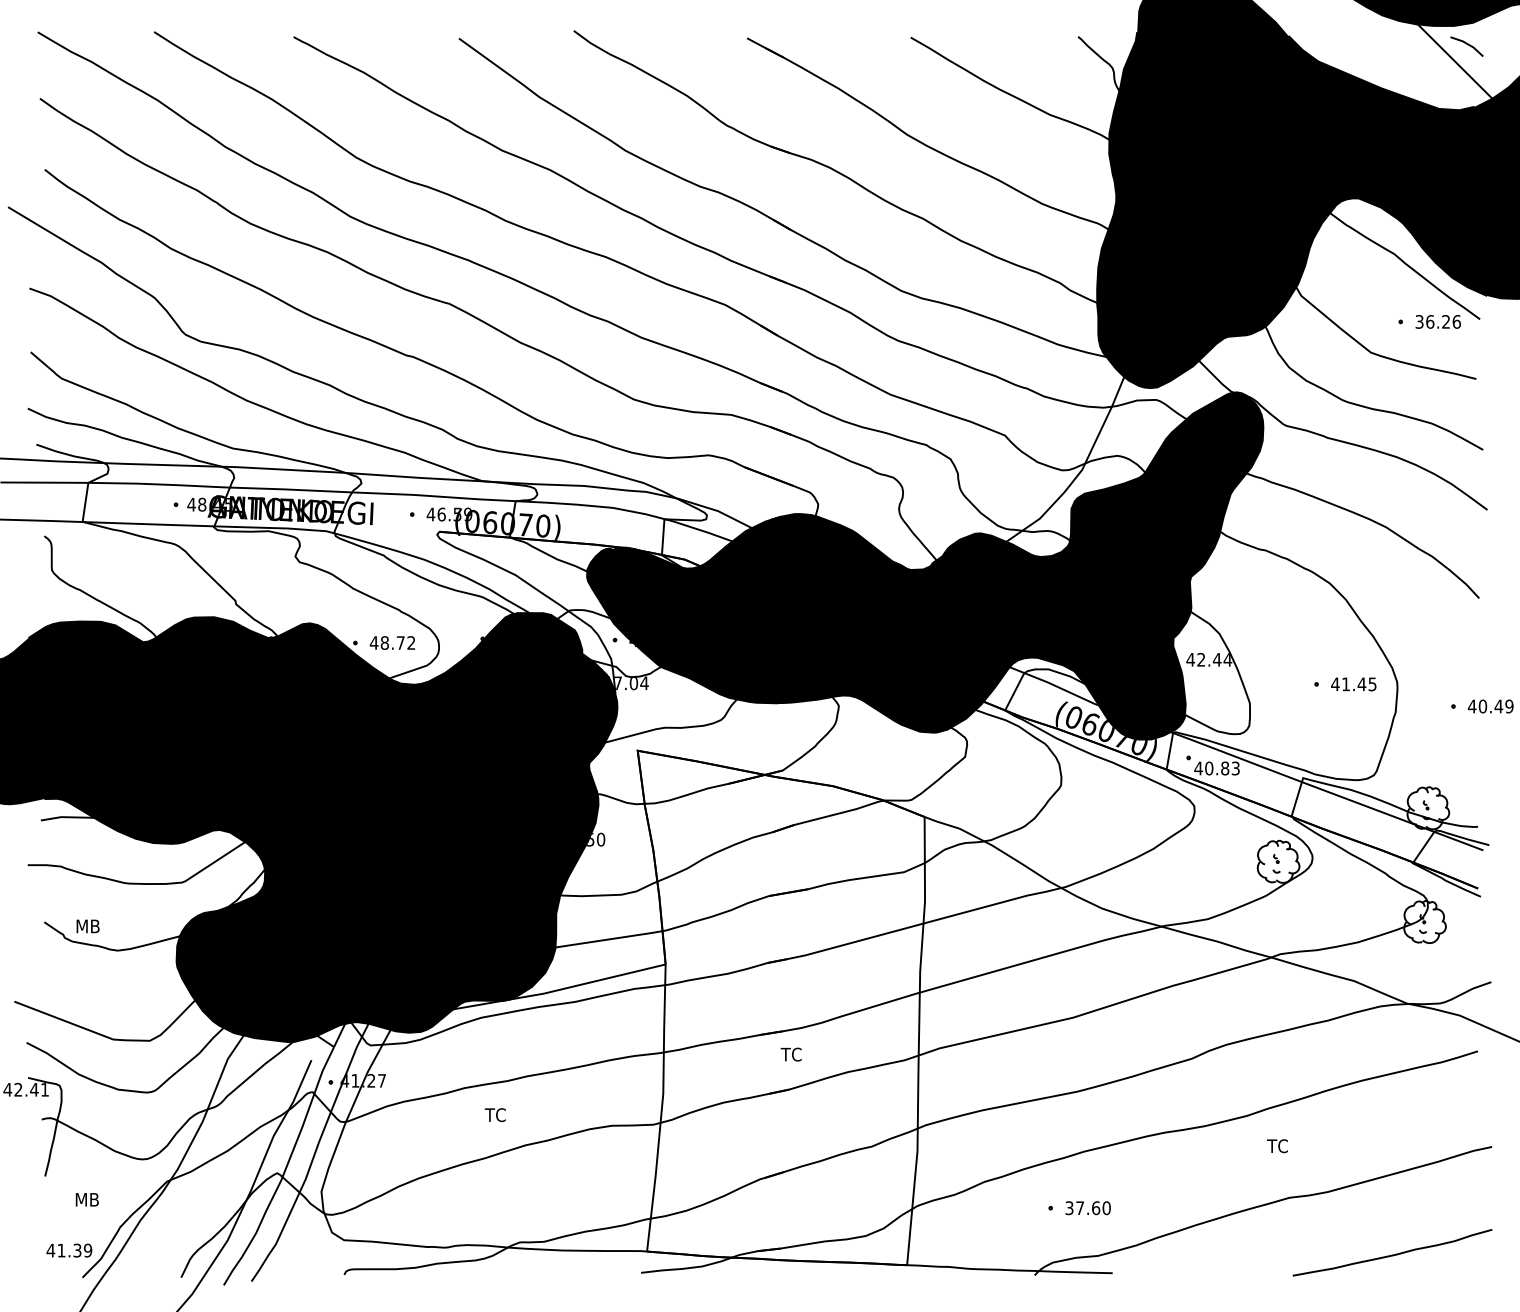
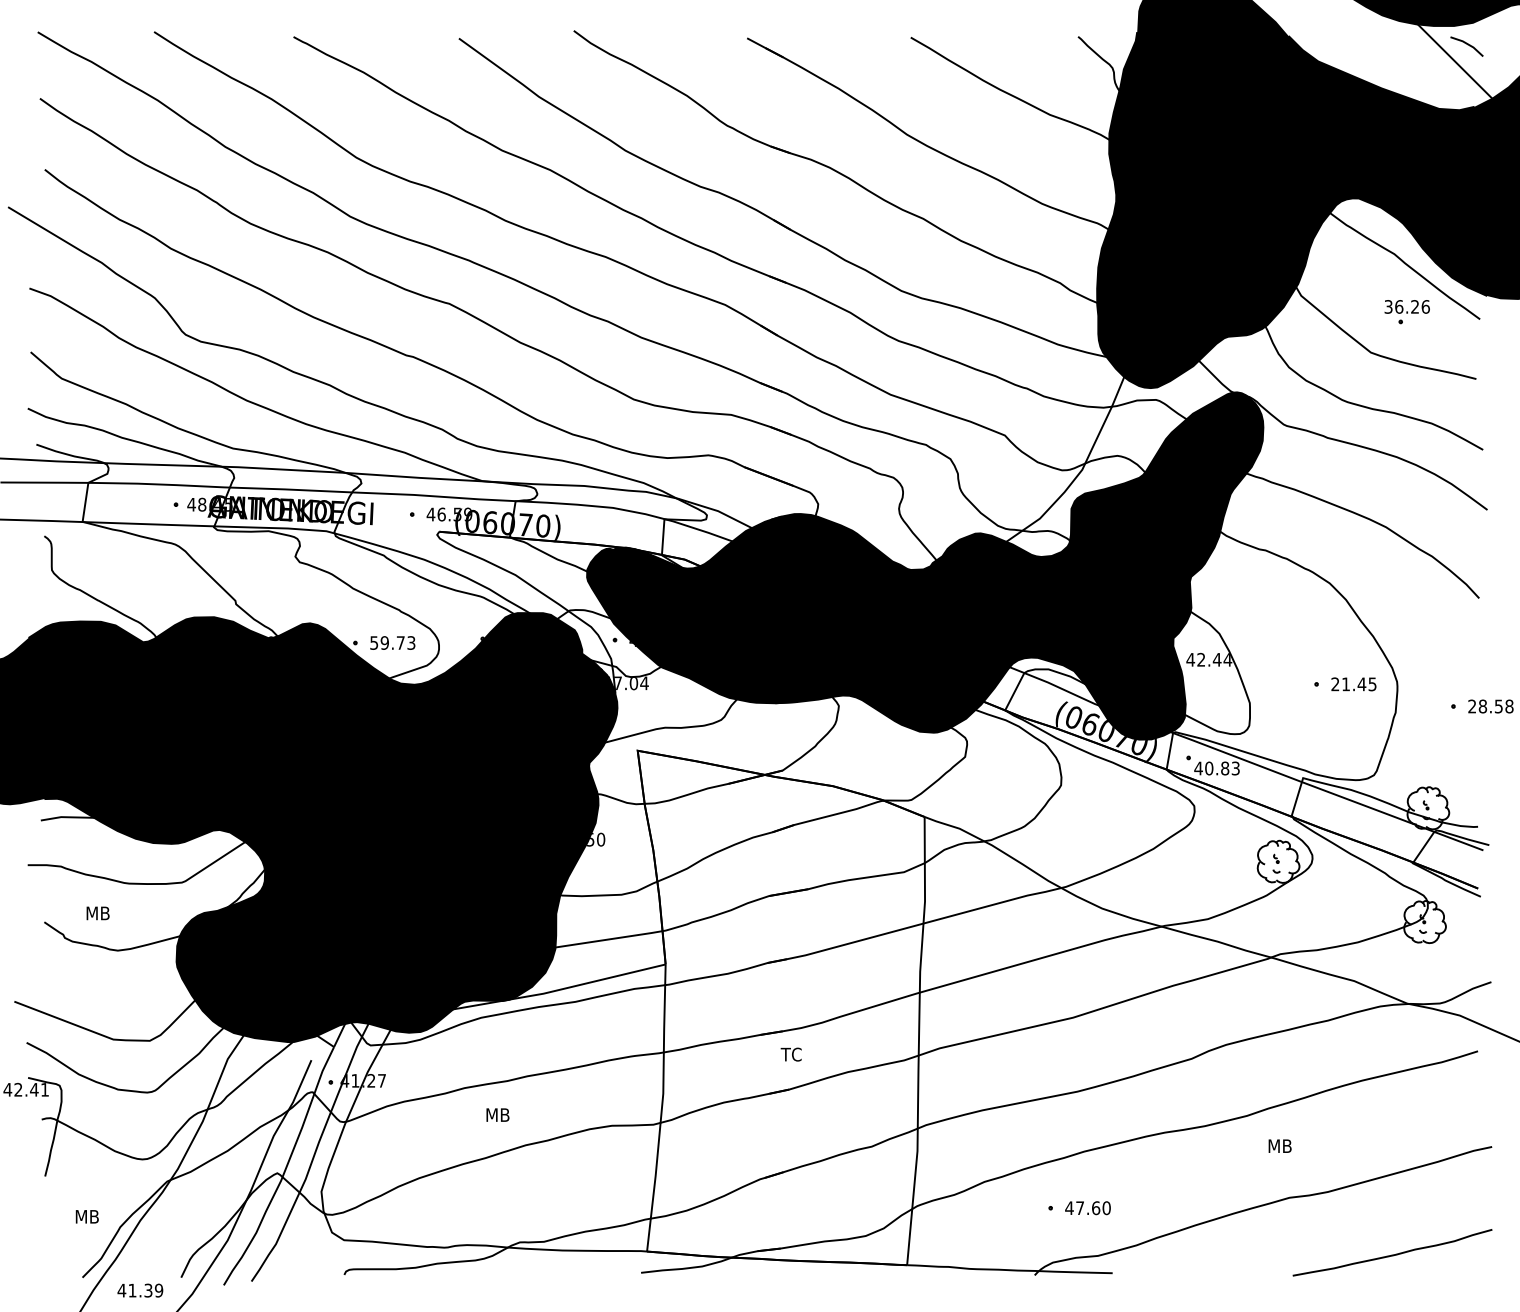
text position: (1437, 321) -> (1406, 306) (1406, 306)
text: 48.72 -> 59.73 (392, 642)
text: 41.45 -> 21.45 (1335, 684)
text: 40.49 -> 28.58 (1490, 706)
text position: (87, 926) -> (97, 913) (97, 913)
text: TC -> MB (496, 1115)
text: TC -> MB (1279, 1146)
text position: (86, 1199) -> (86, 1216) (86, 1216)
text: 37.60 -> 47.60 (1069, 1208)
text position: (69, 1250) -> (140, 1290) (140, 1290)
